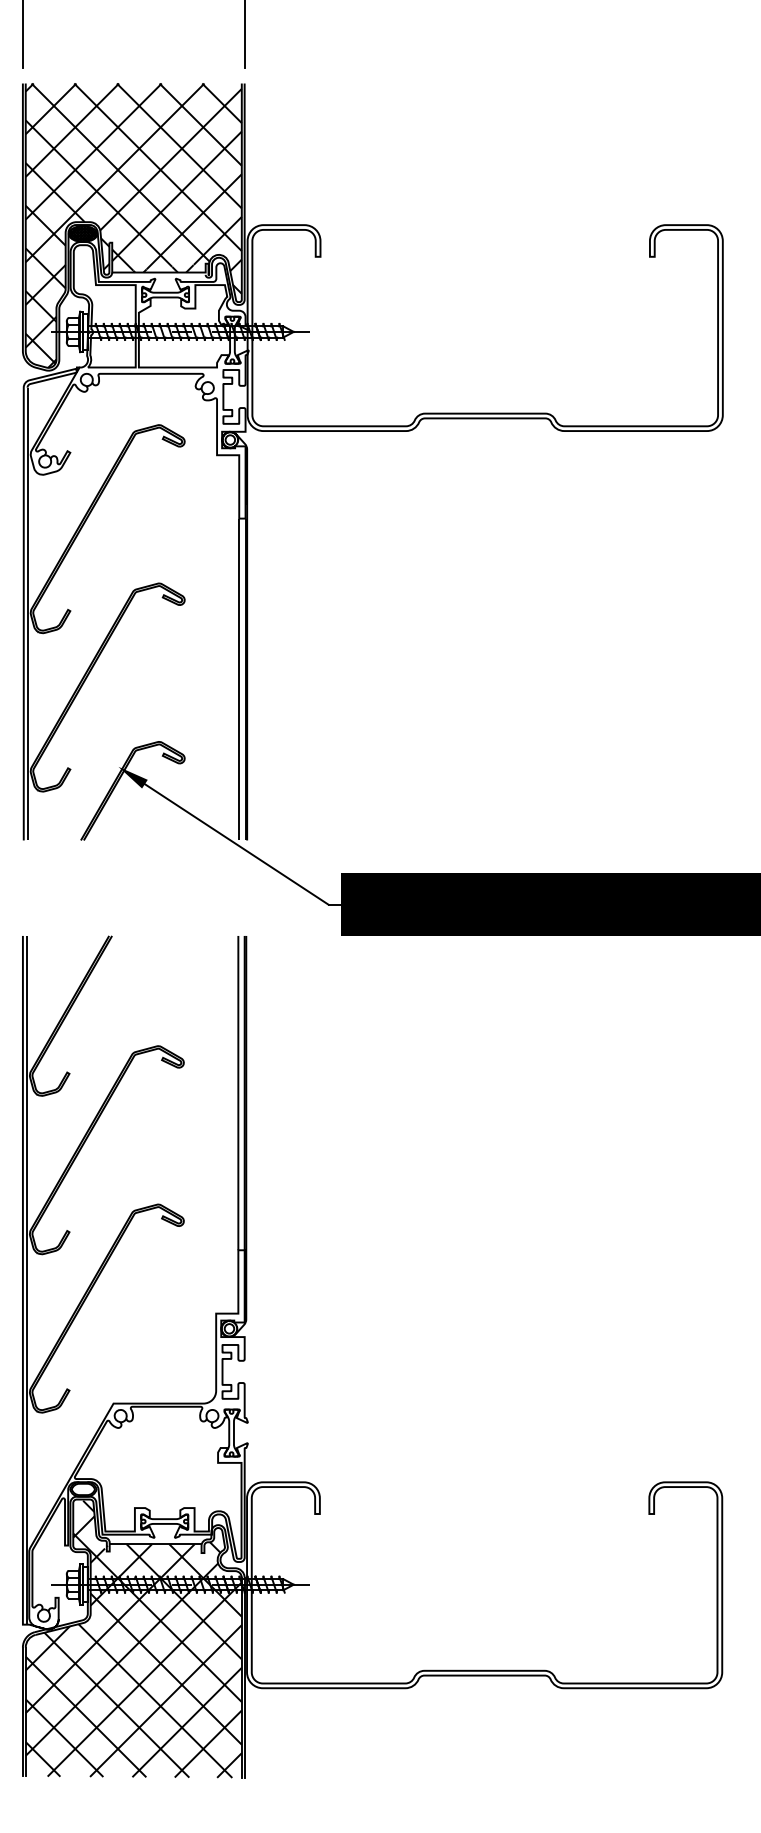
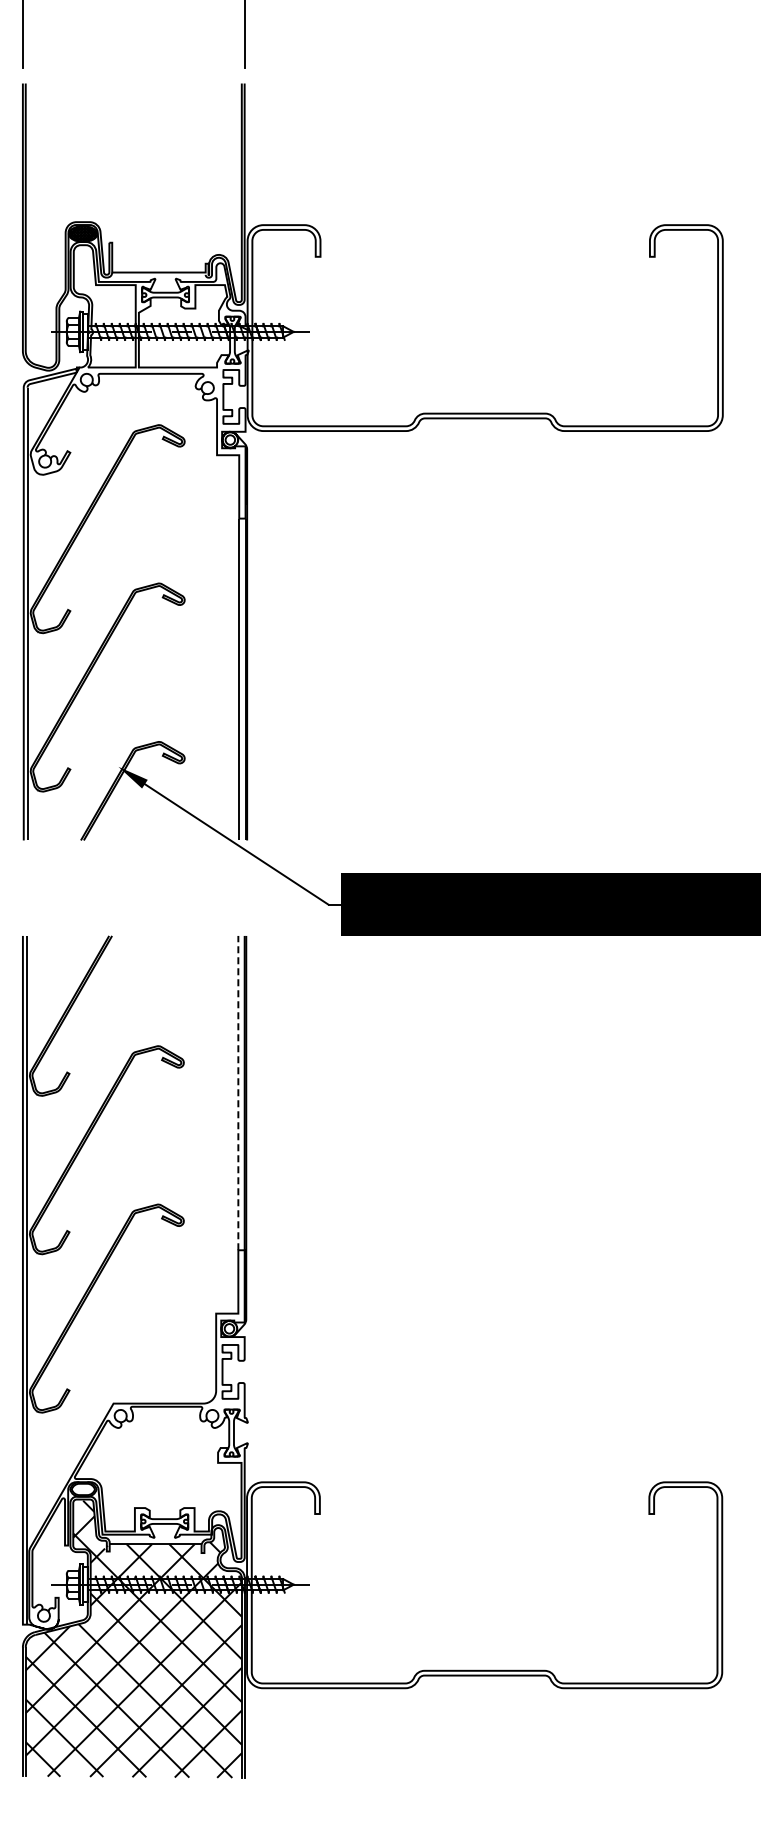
hatch: present -> none (133, 225)
line: solid -> dashed (238, 1092)
